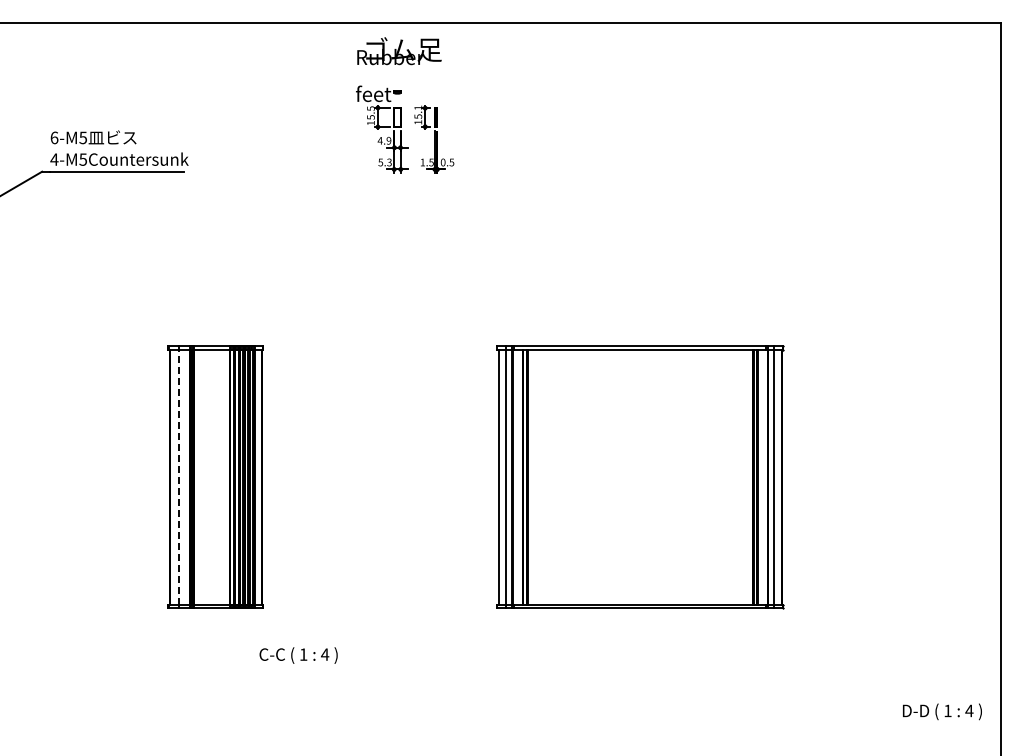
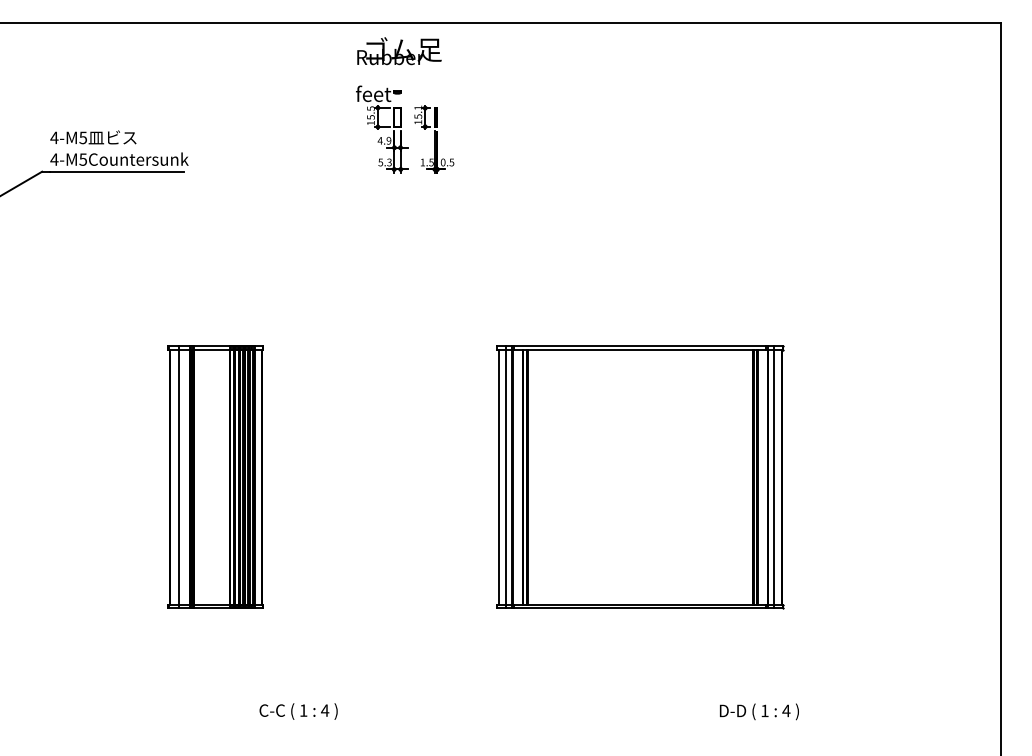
text: 6-M5 -> 4-M5 (54, 137)
line: dashed -> solid (179, 476)
text position: (298, 655) -> (298, 711) (298, 711)
text position: (942, 711) -> (759, 711) (759, 711)
